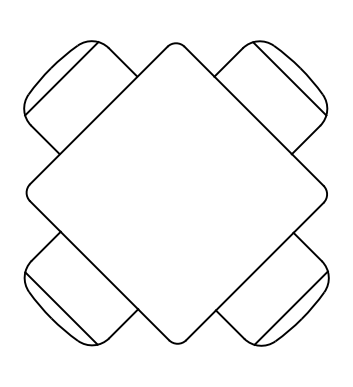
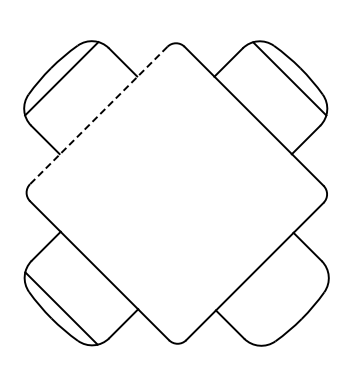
line: solid -> dashed (98, 115)
line: present -> none (290, 307)
